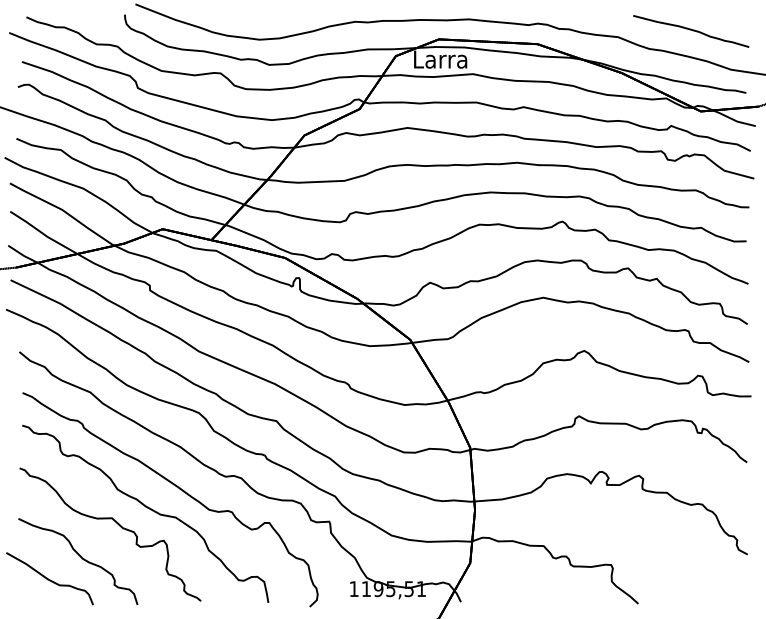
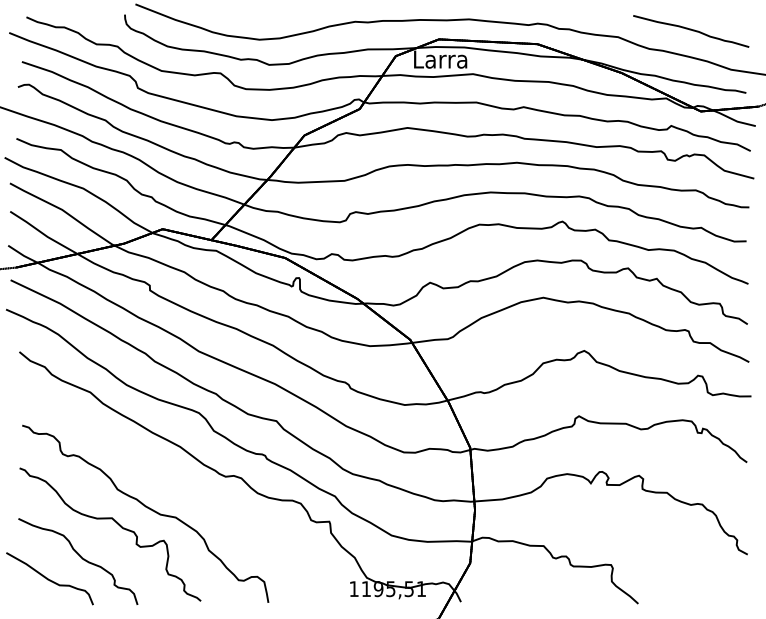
curve: present -> none (176, 487)
